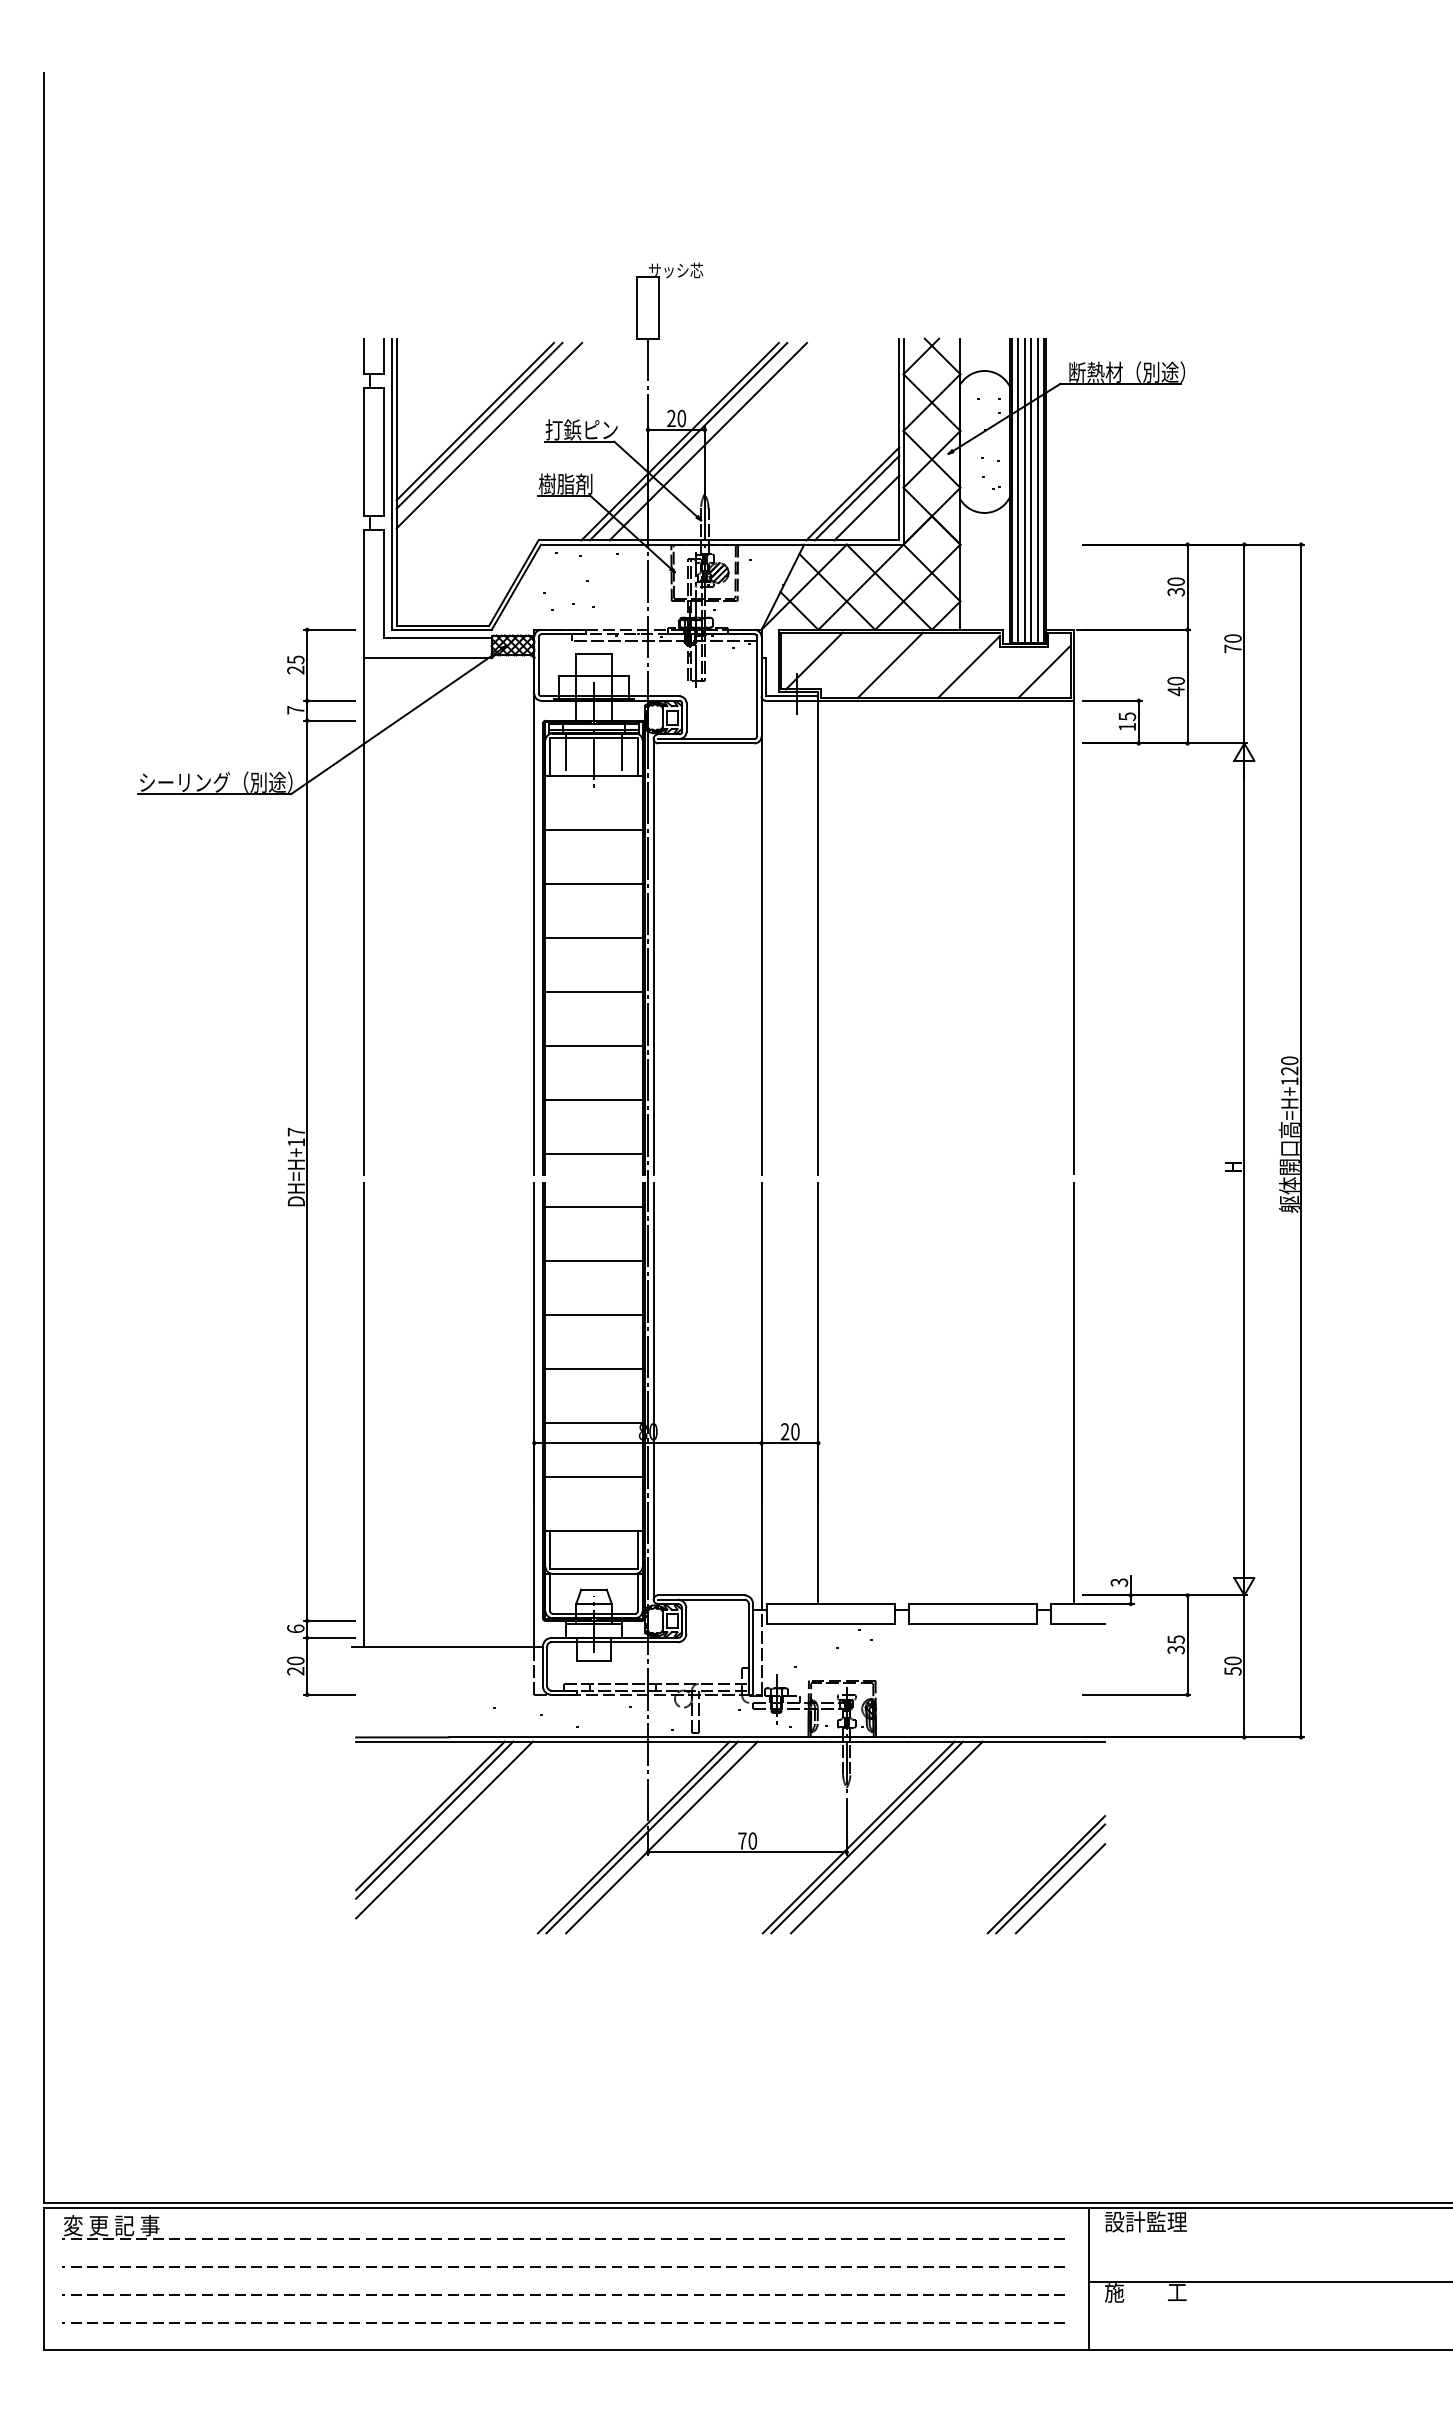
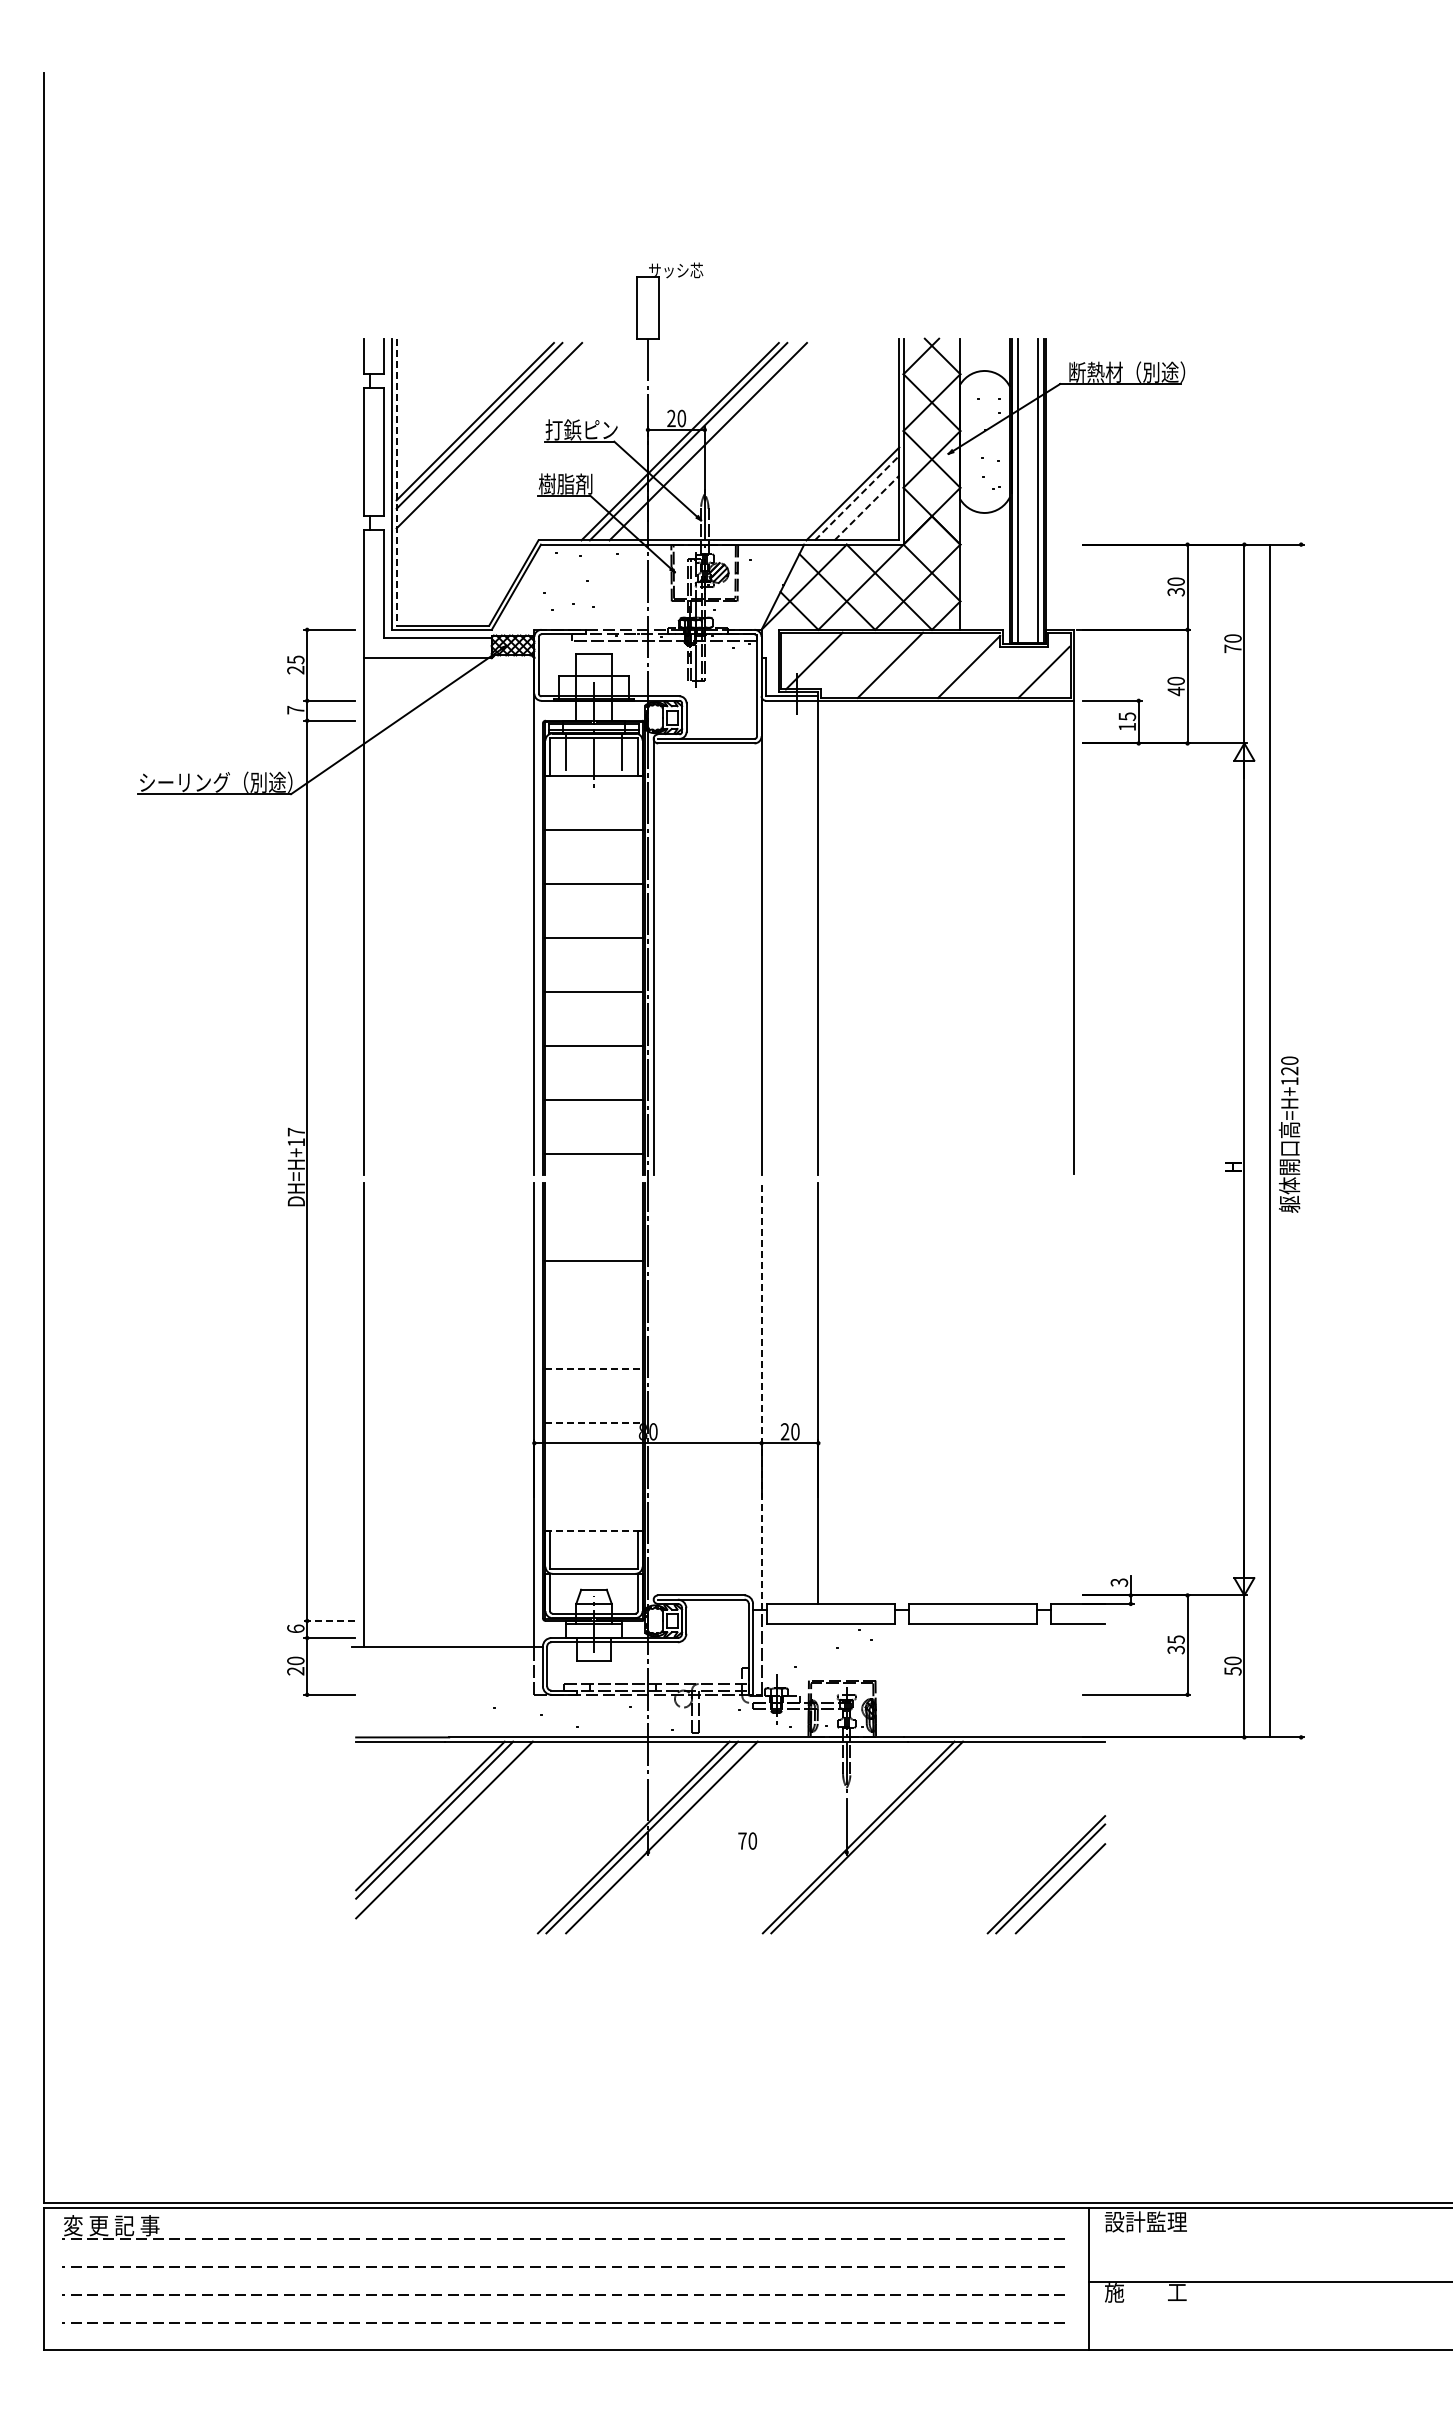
line: solid -> dashed (396, 482)
line: present -> none (1024, 490)
line: present -> none (1031, 490)
line: solid -> dashed (857, 498)
line: solid -> dashed (866, 507)
line position: (1301, 1140) -> (1270, 1140) (1270, 1140)
line: present -> none (593, 1207)
line: present -> none (593, 1315)
line: solid -> dashed (594, 1369)
line: present -> none (653, 1391)
line: present -> none (1073, 1393)
line: solid -> dashed (761, 1396)
line: solid -> dashed (594, 1423)
line: present -> none (593, 1477)
line: solid -> dashed (594, 1531)
line: solid -> dashed (329, 1620)
line: present -> none (886, 1837)
line: present -> none (746, 1852)
